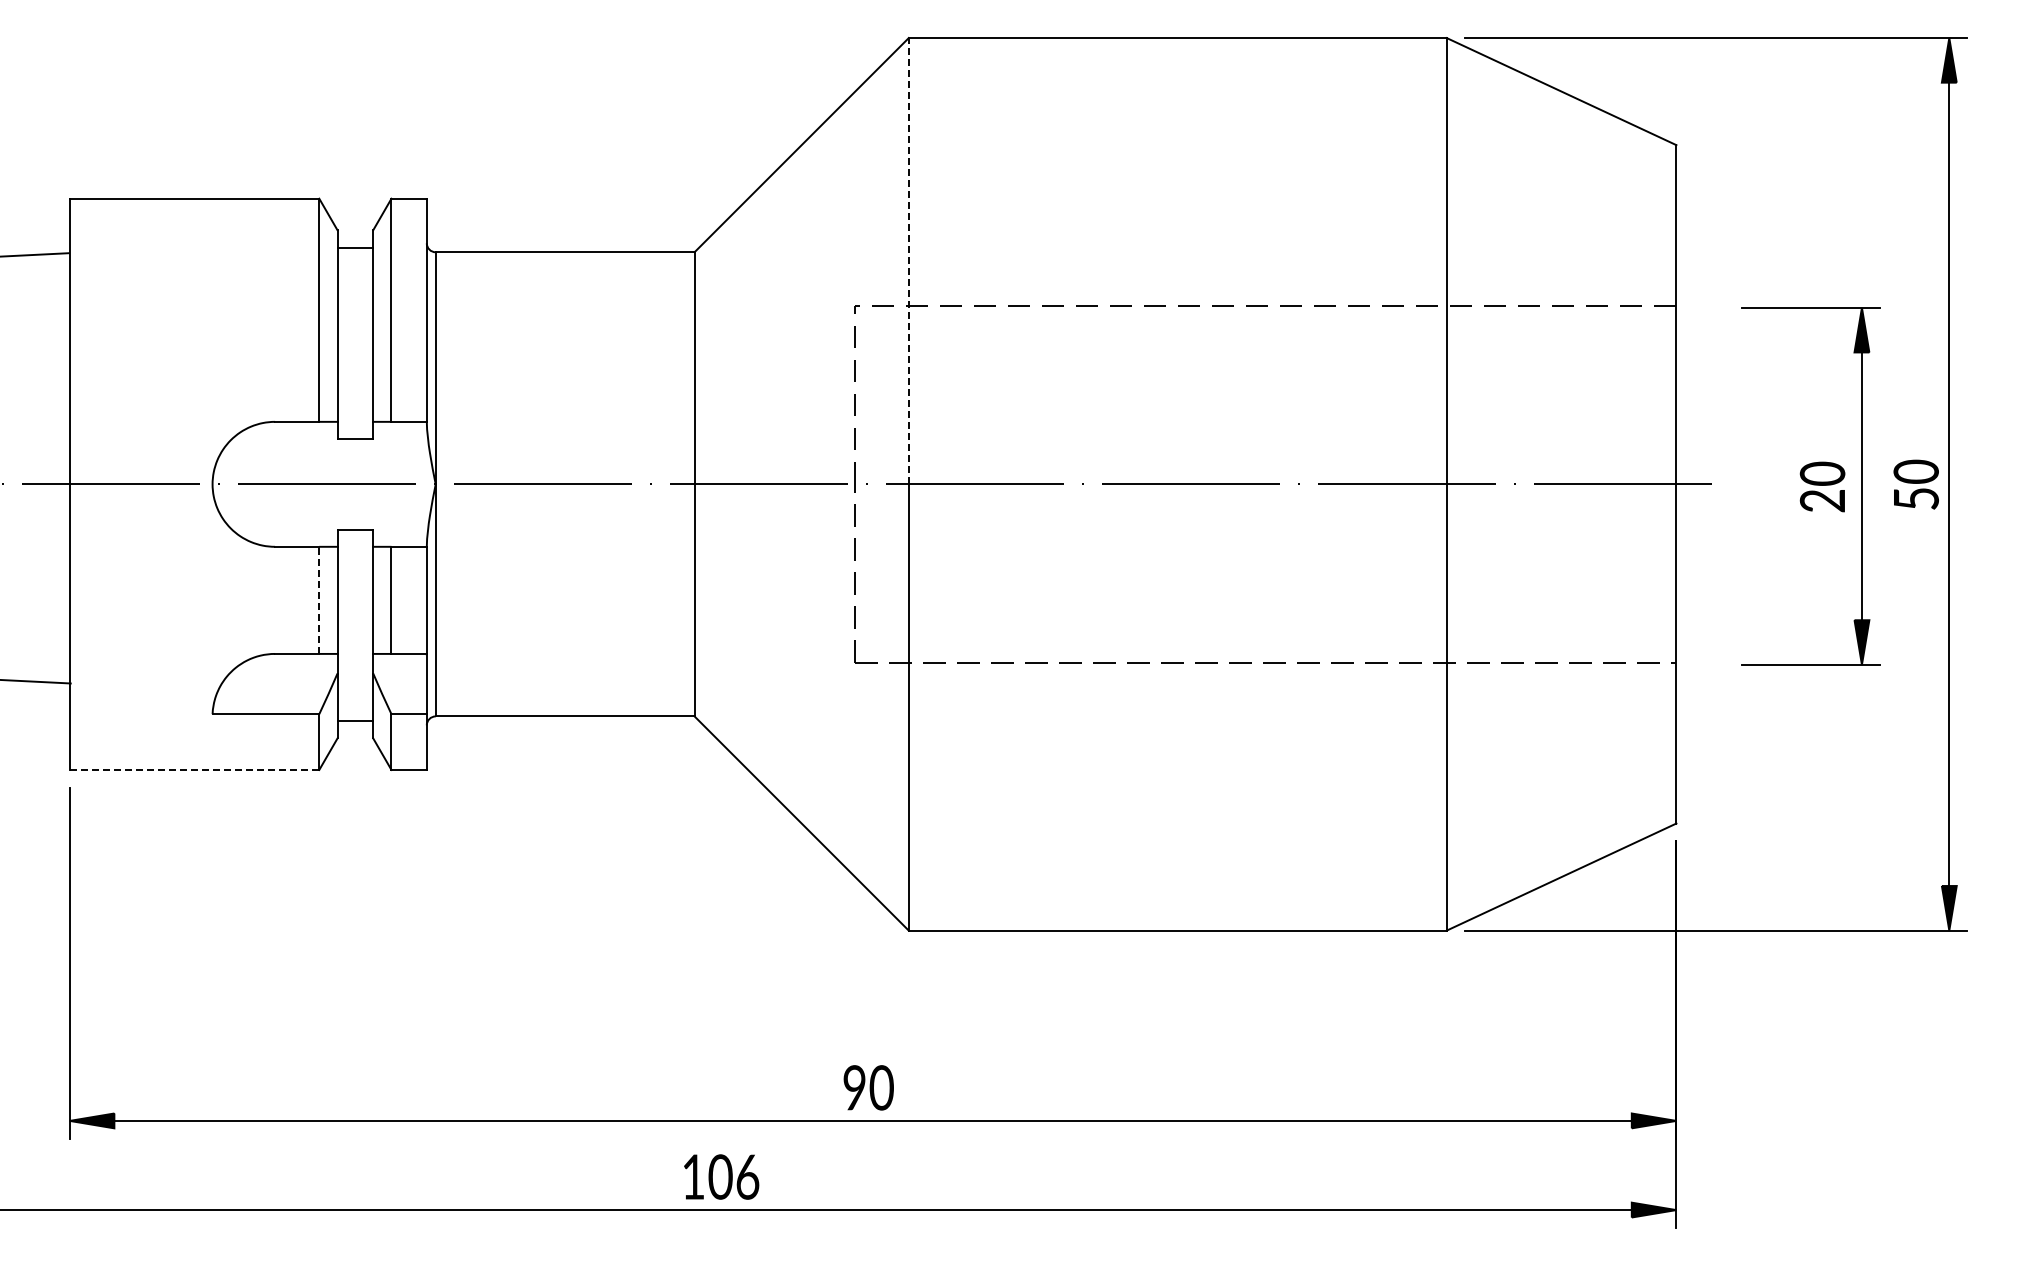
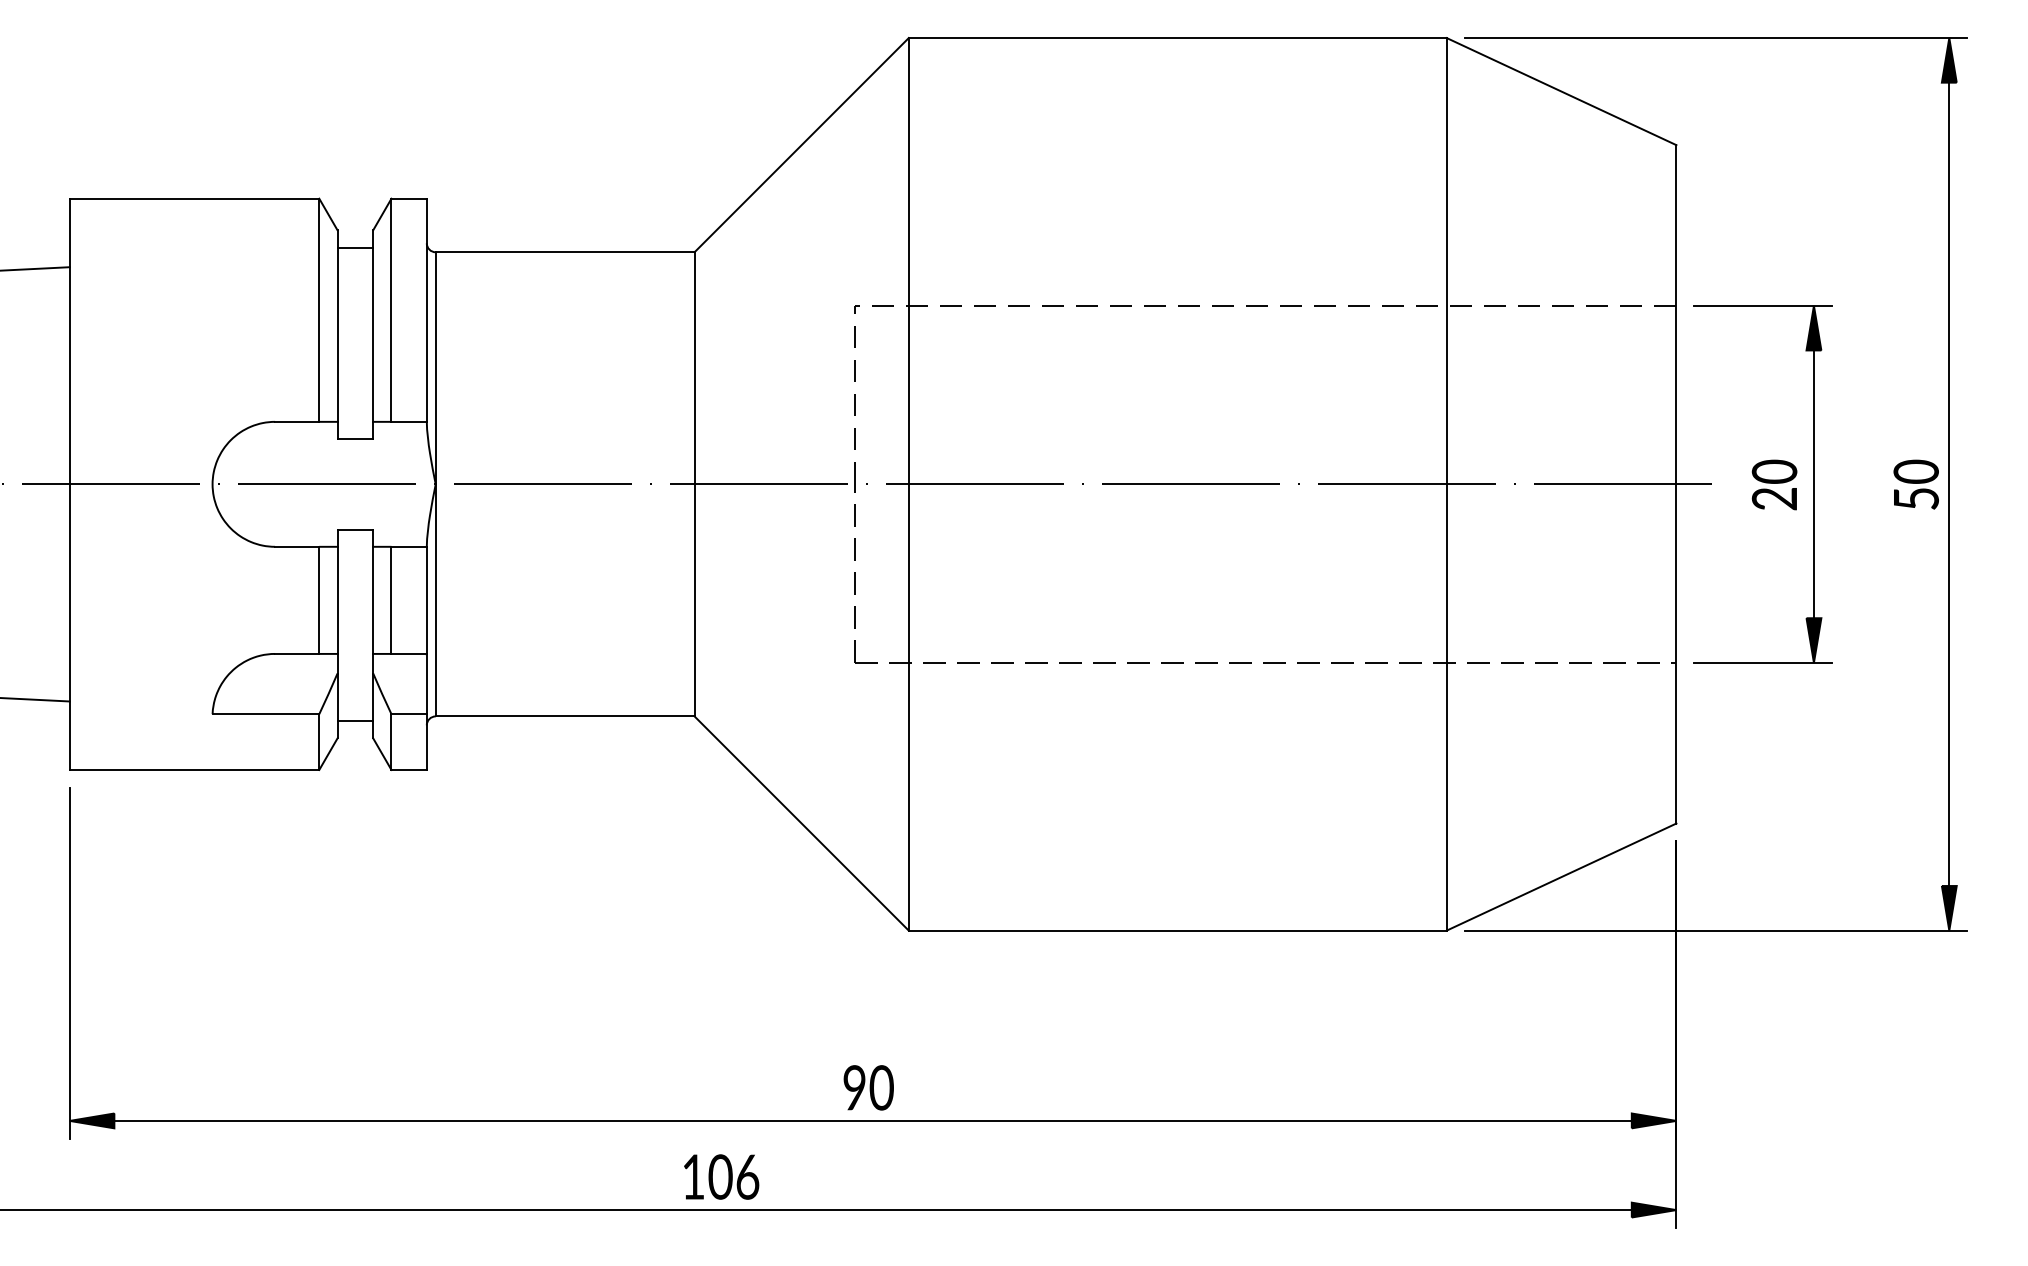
line position: (35, 254) -> (35, 268) (35, 268)
line: dashed -> solid (908, 260)
part position: (1810, 486) -> (1762, 484) (1762, 484)
line: dashed -> solid (319, 600)
line position: (36, 681) -> (35, 699) (35, 699)
line: dashed -> solid (194, 769)
